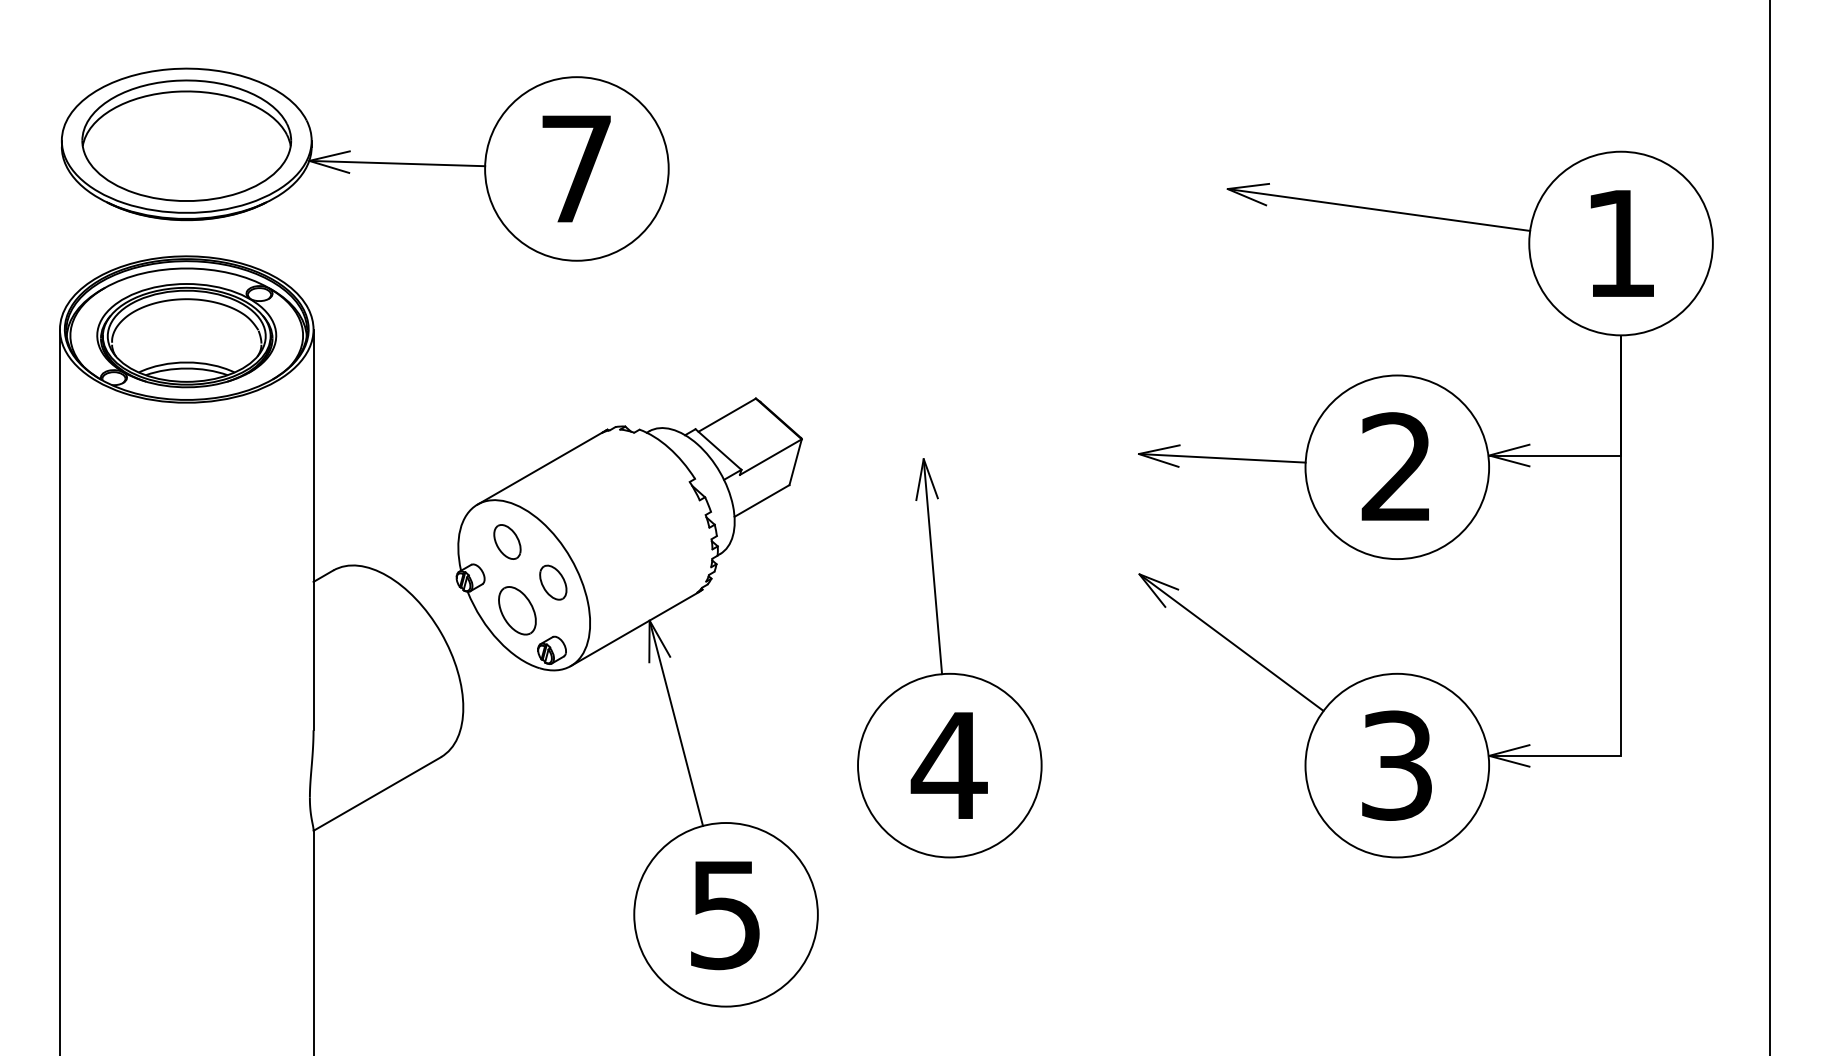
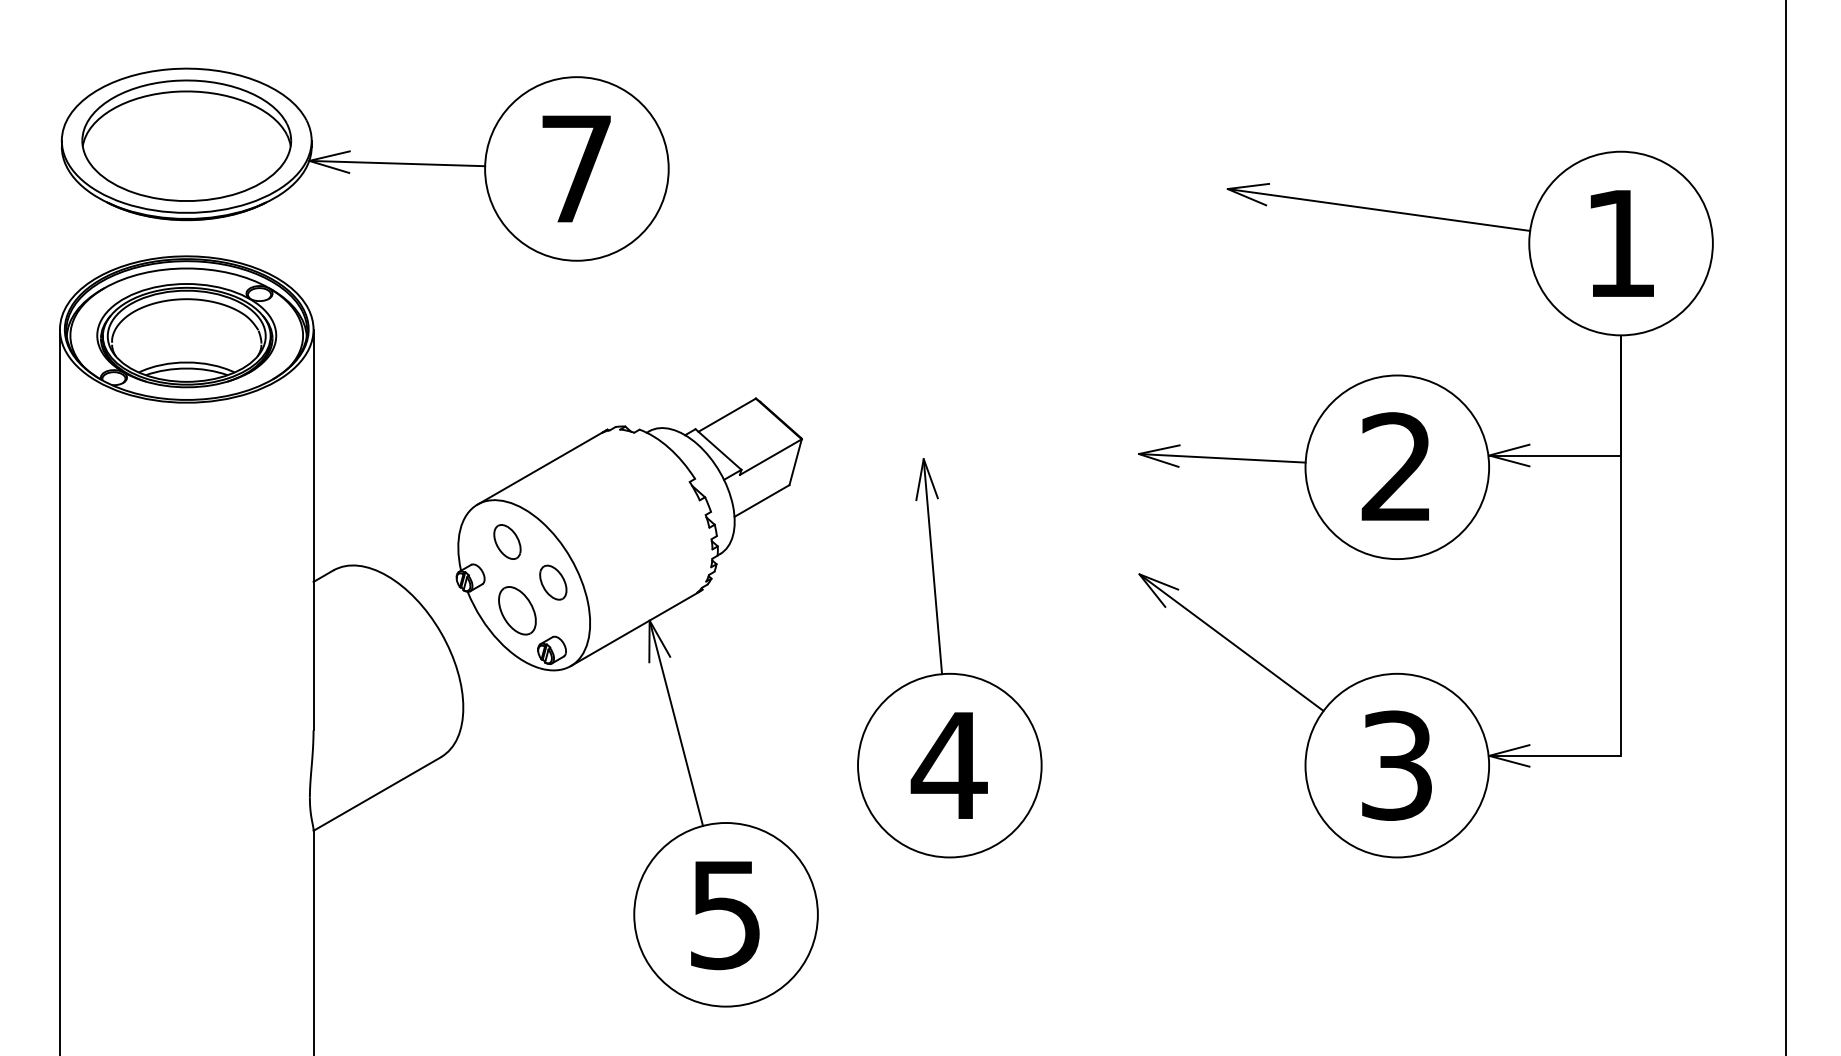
line position: (1769, 527) -> (1785, 527) (1785, 527)
